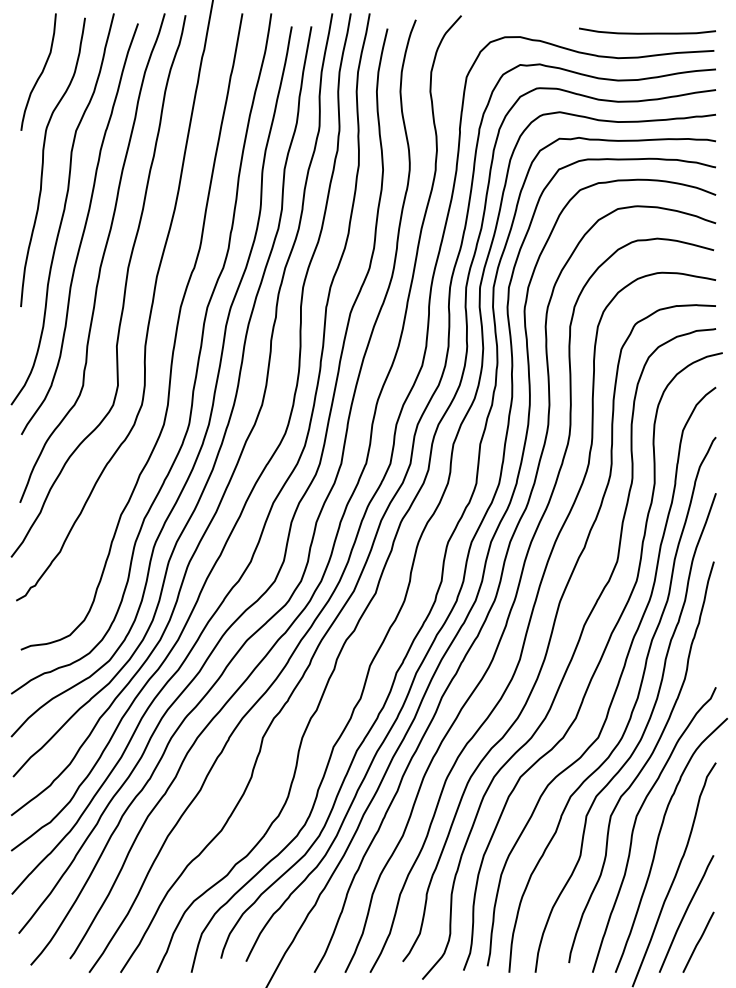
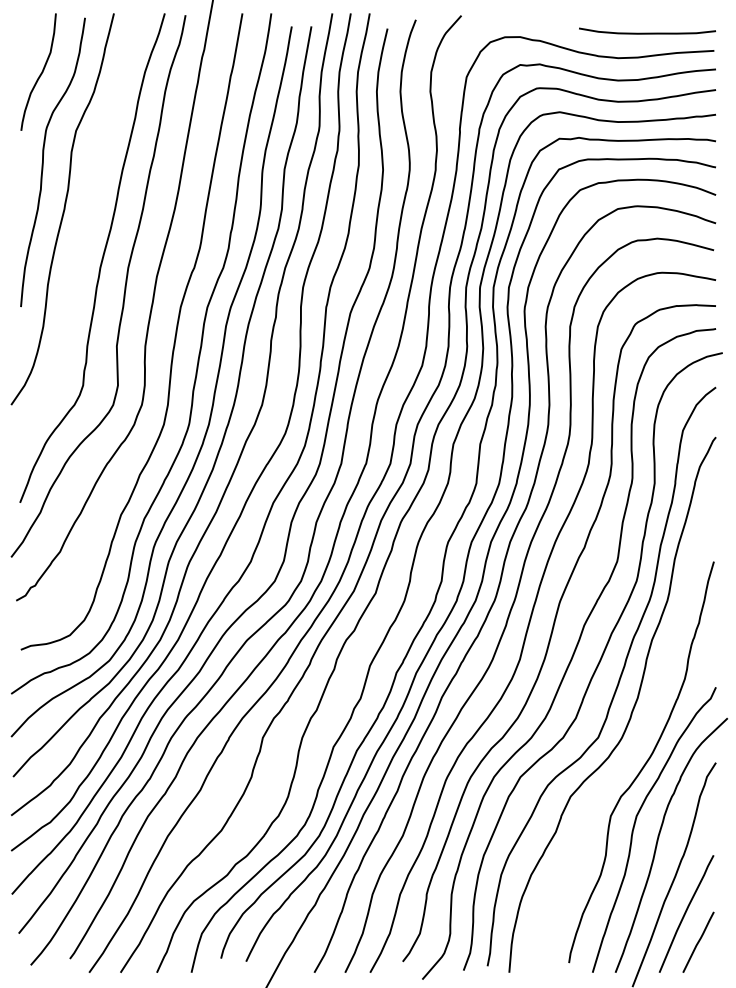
curve: present -> none (83, 228)
curve: present -> none (639, 739)
